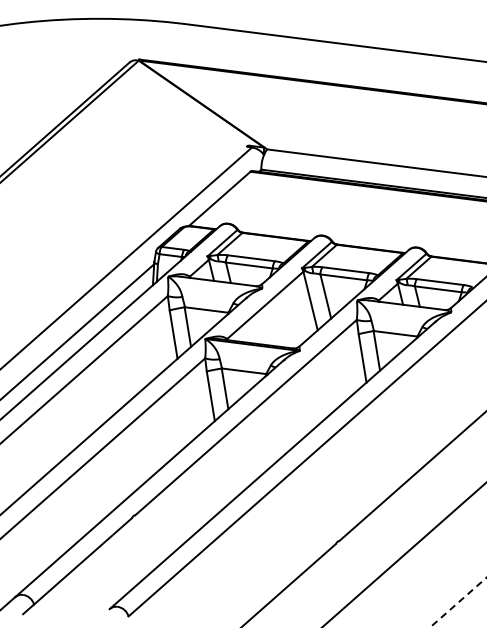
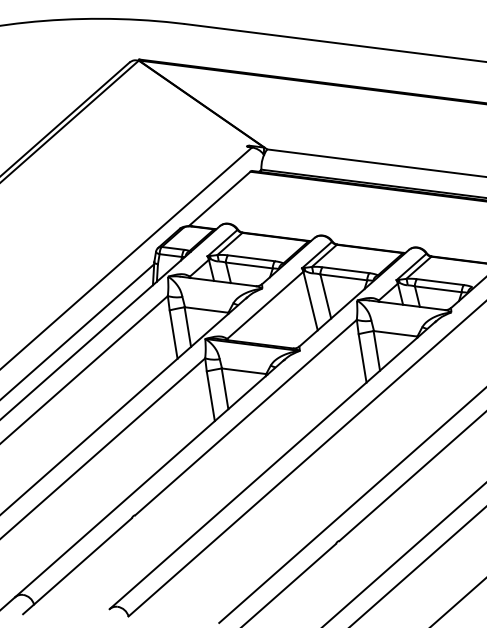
line: none -> present (351, 506)
line: none -> present (417, 566)
line: dashed -> solid (458, 602)
